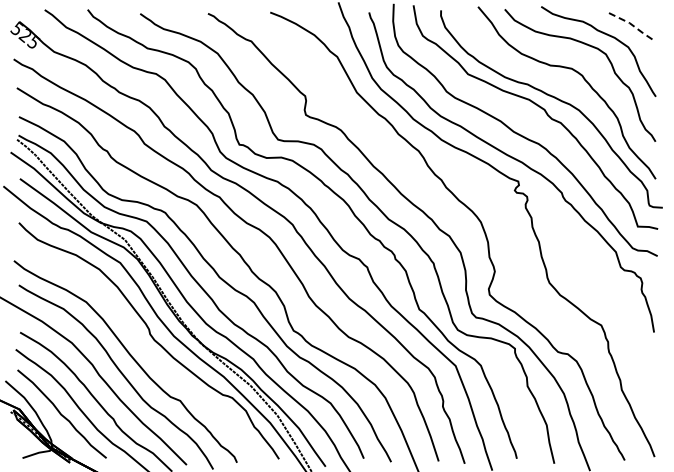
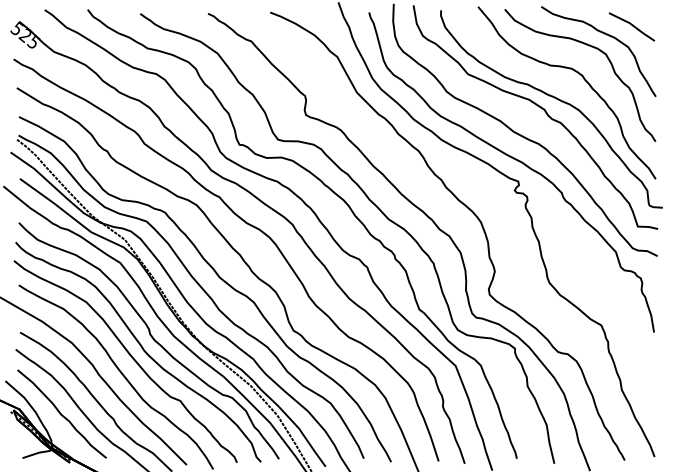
line: dashed -> solid (633, 26)
curve: none -> present (141, 348)
